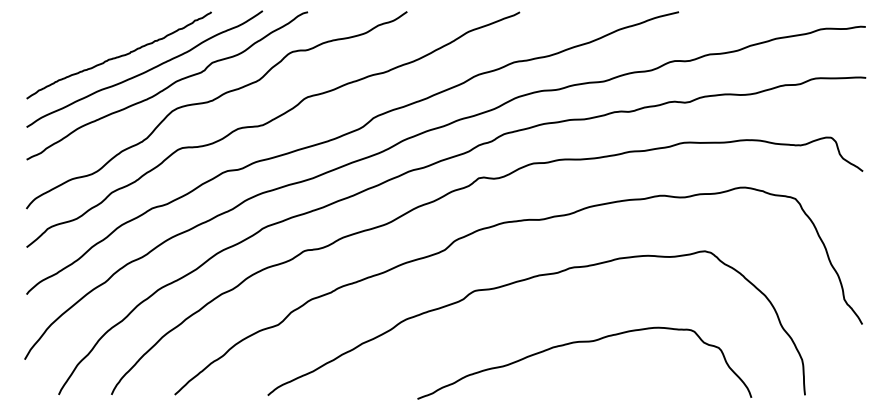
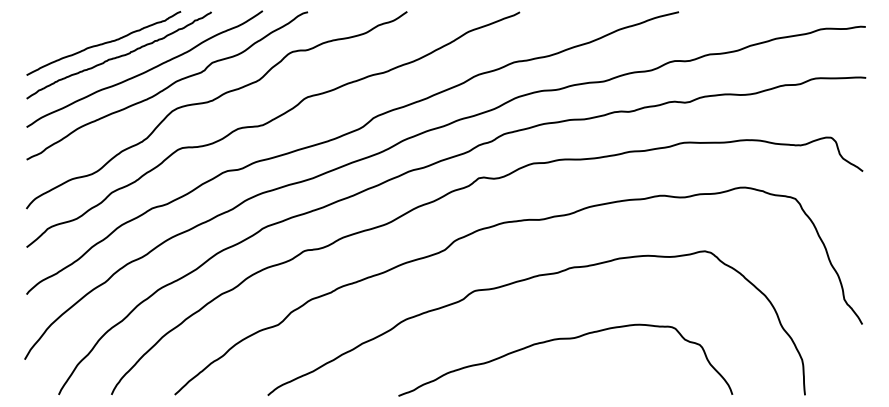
curve: none -> present (103, 43)
curve position: (584, 342) -> (565, 339) (565, 339)
